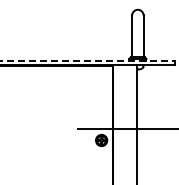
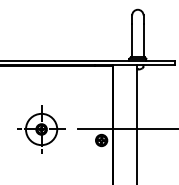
line: dashed -> solid (88, 60)
part: none -> present (41, 129)
